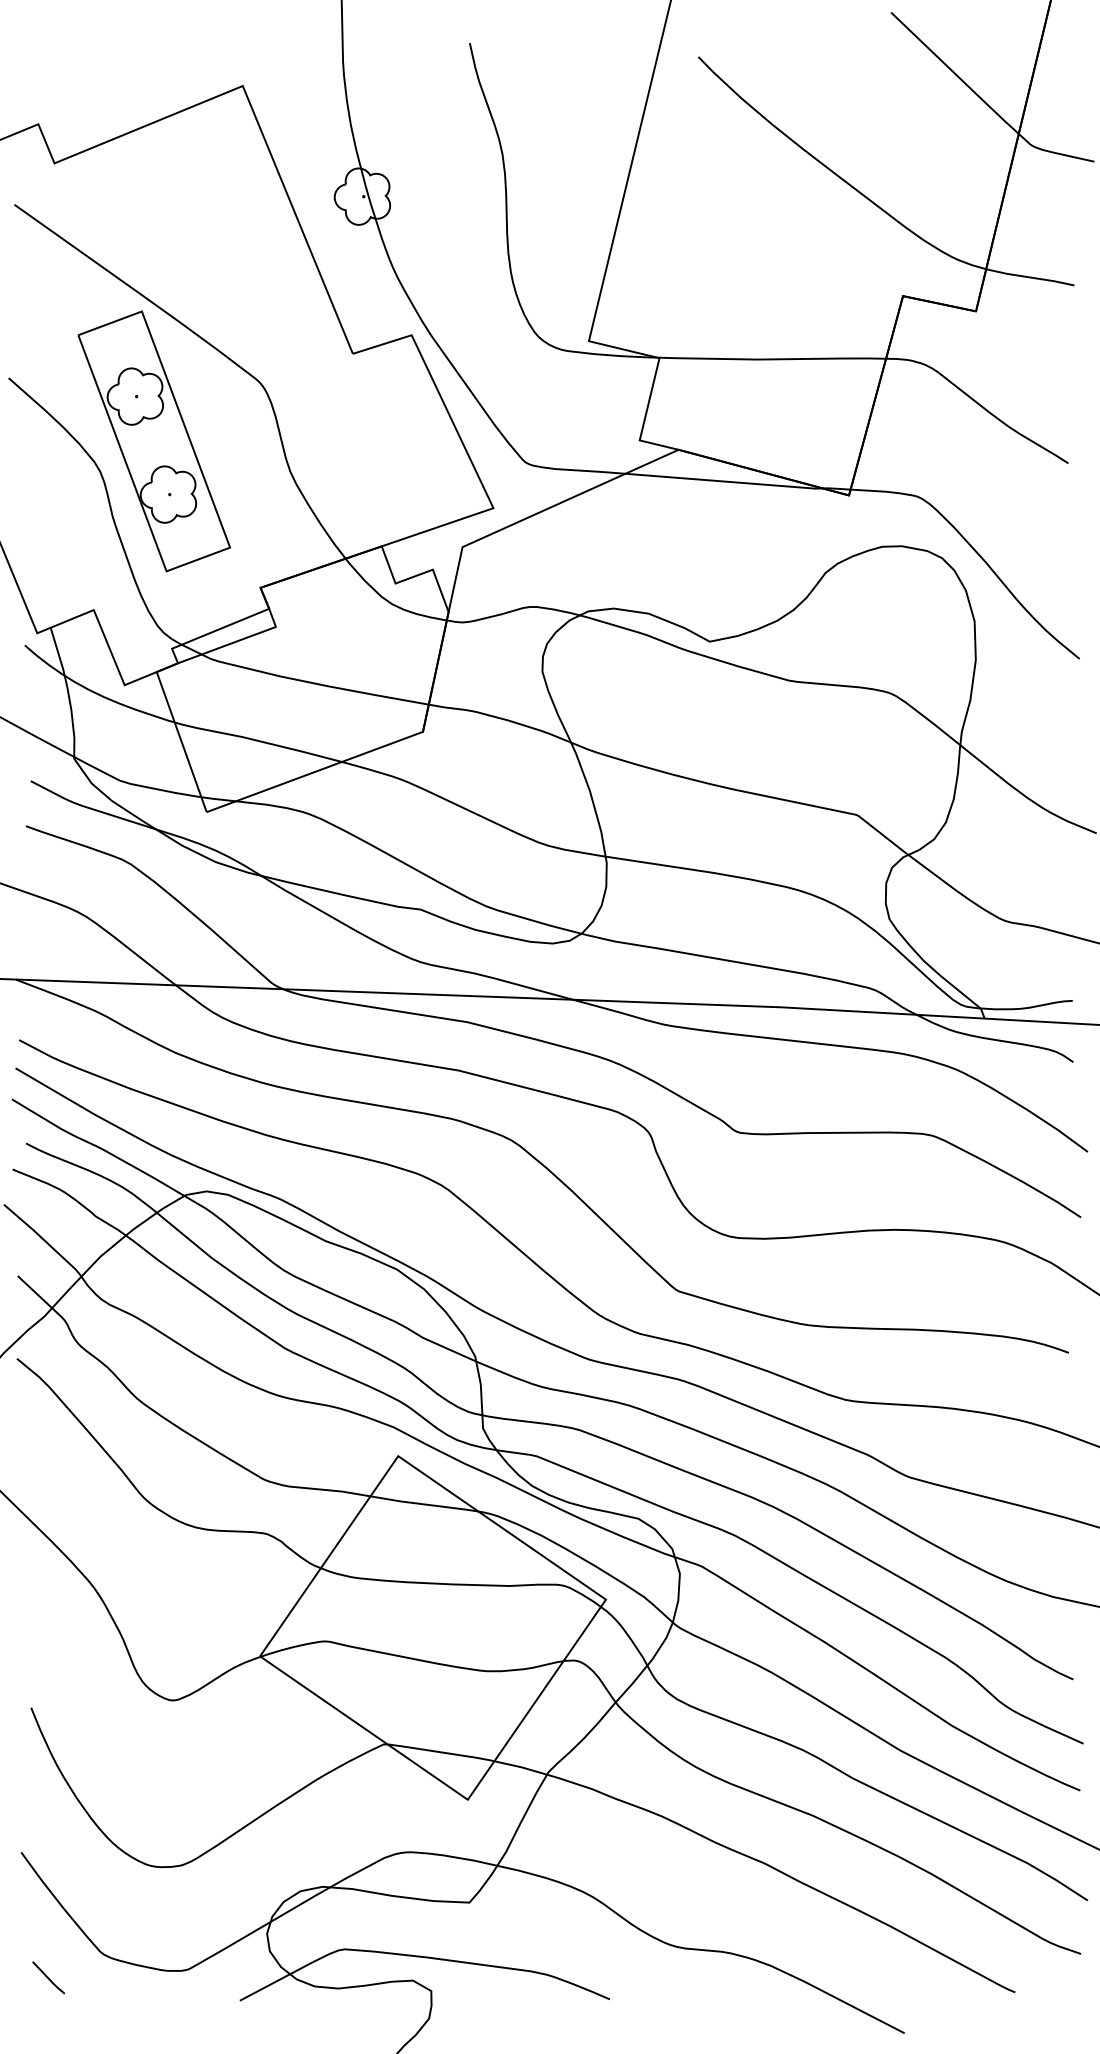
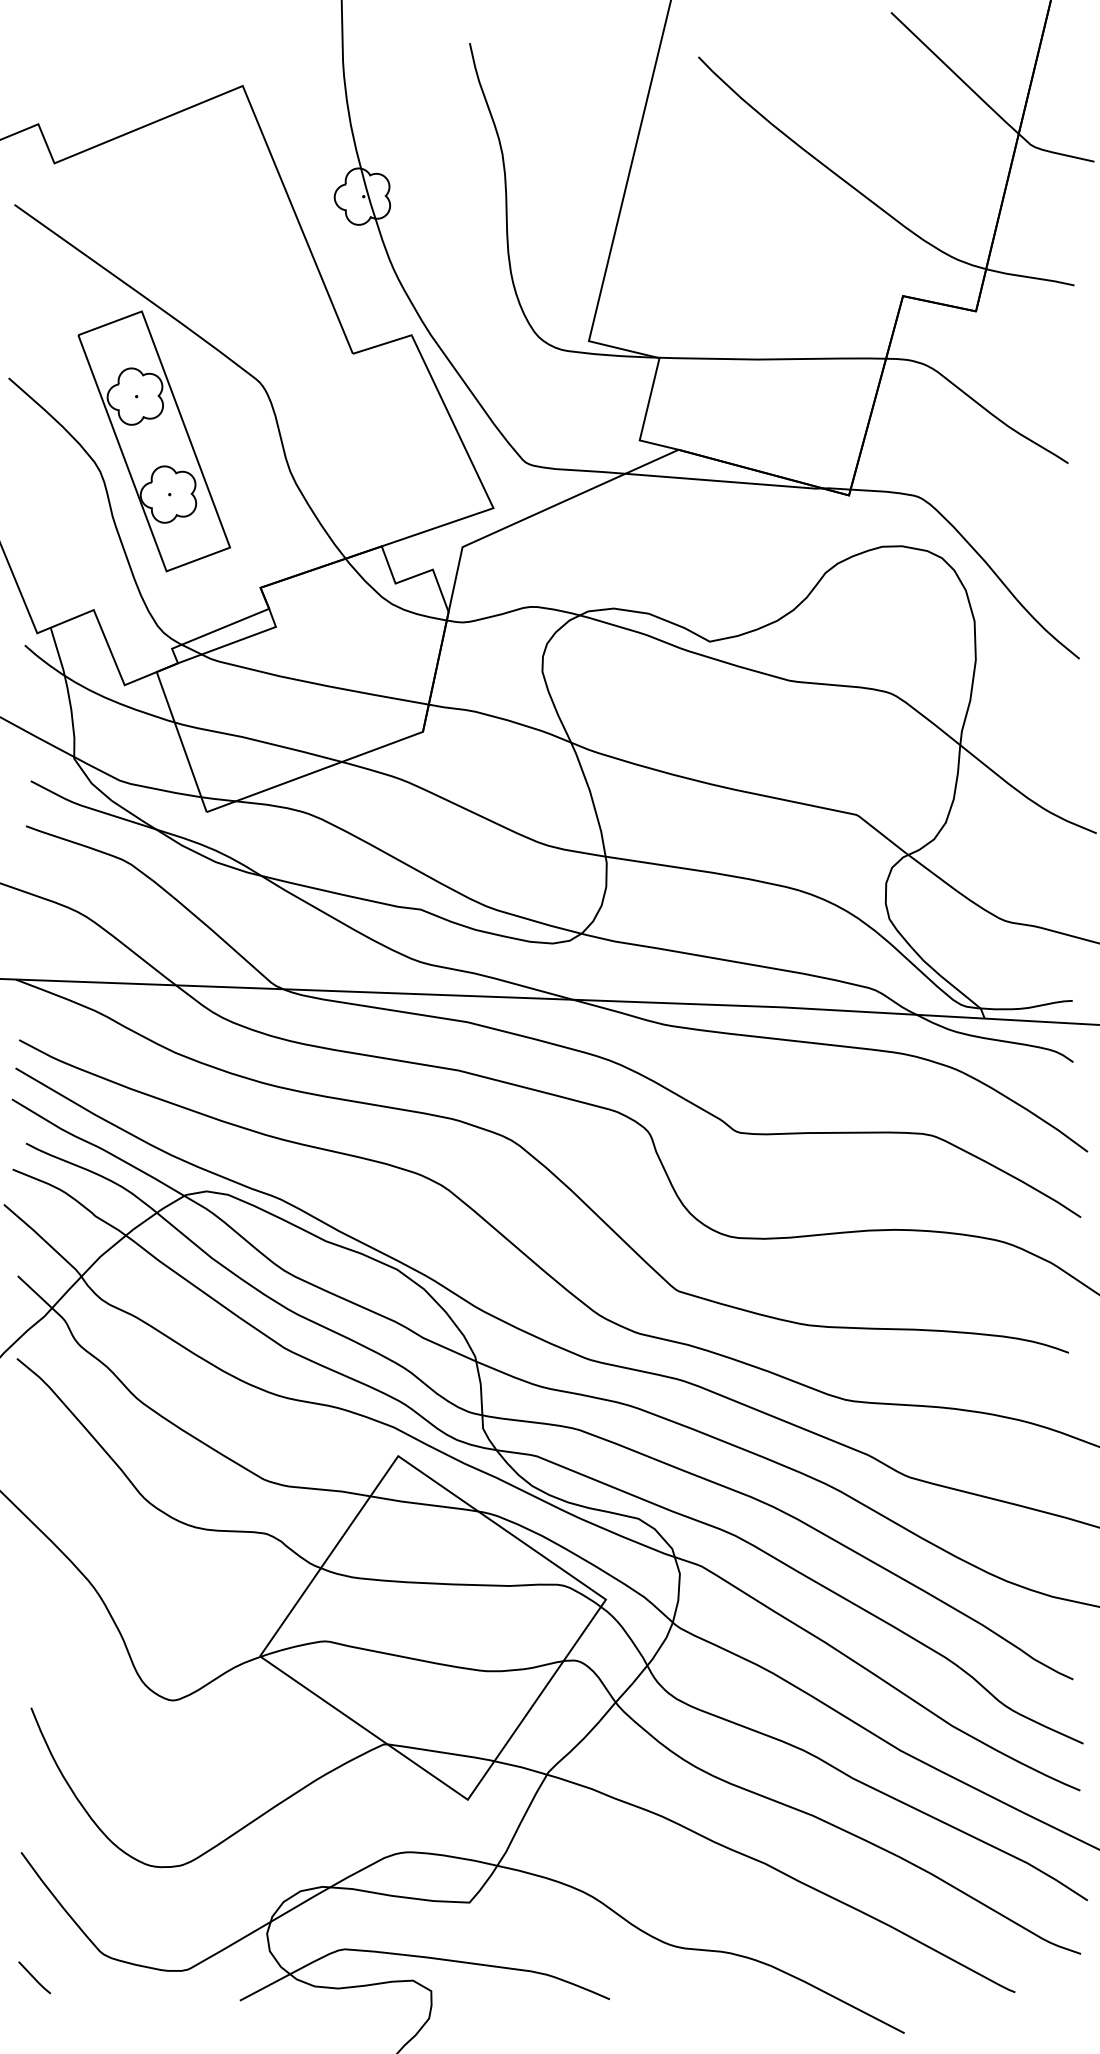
line position: (48, 1977) -> (34, 1977) (34, 1977)
